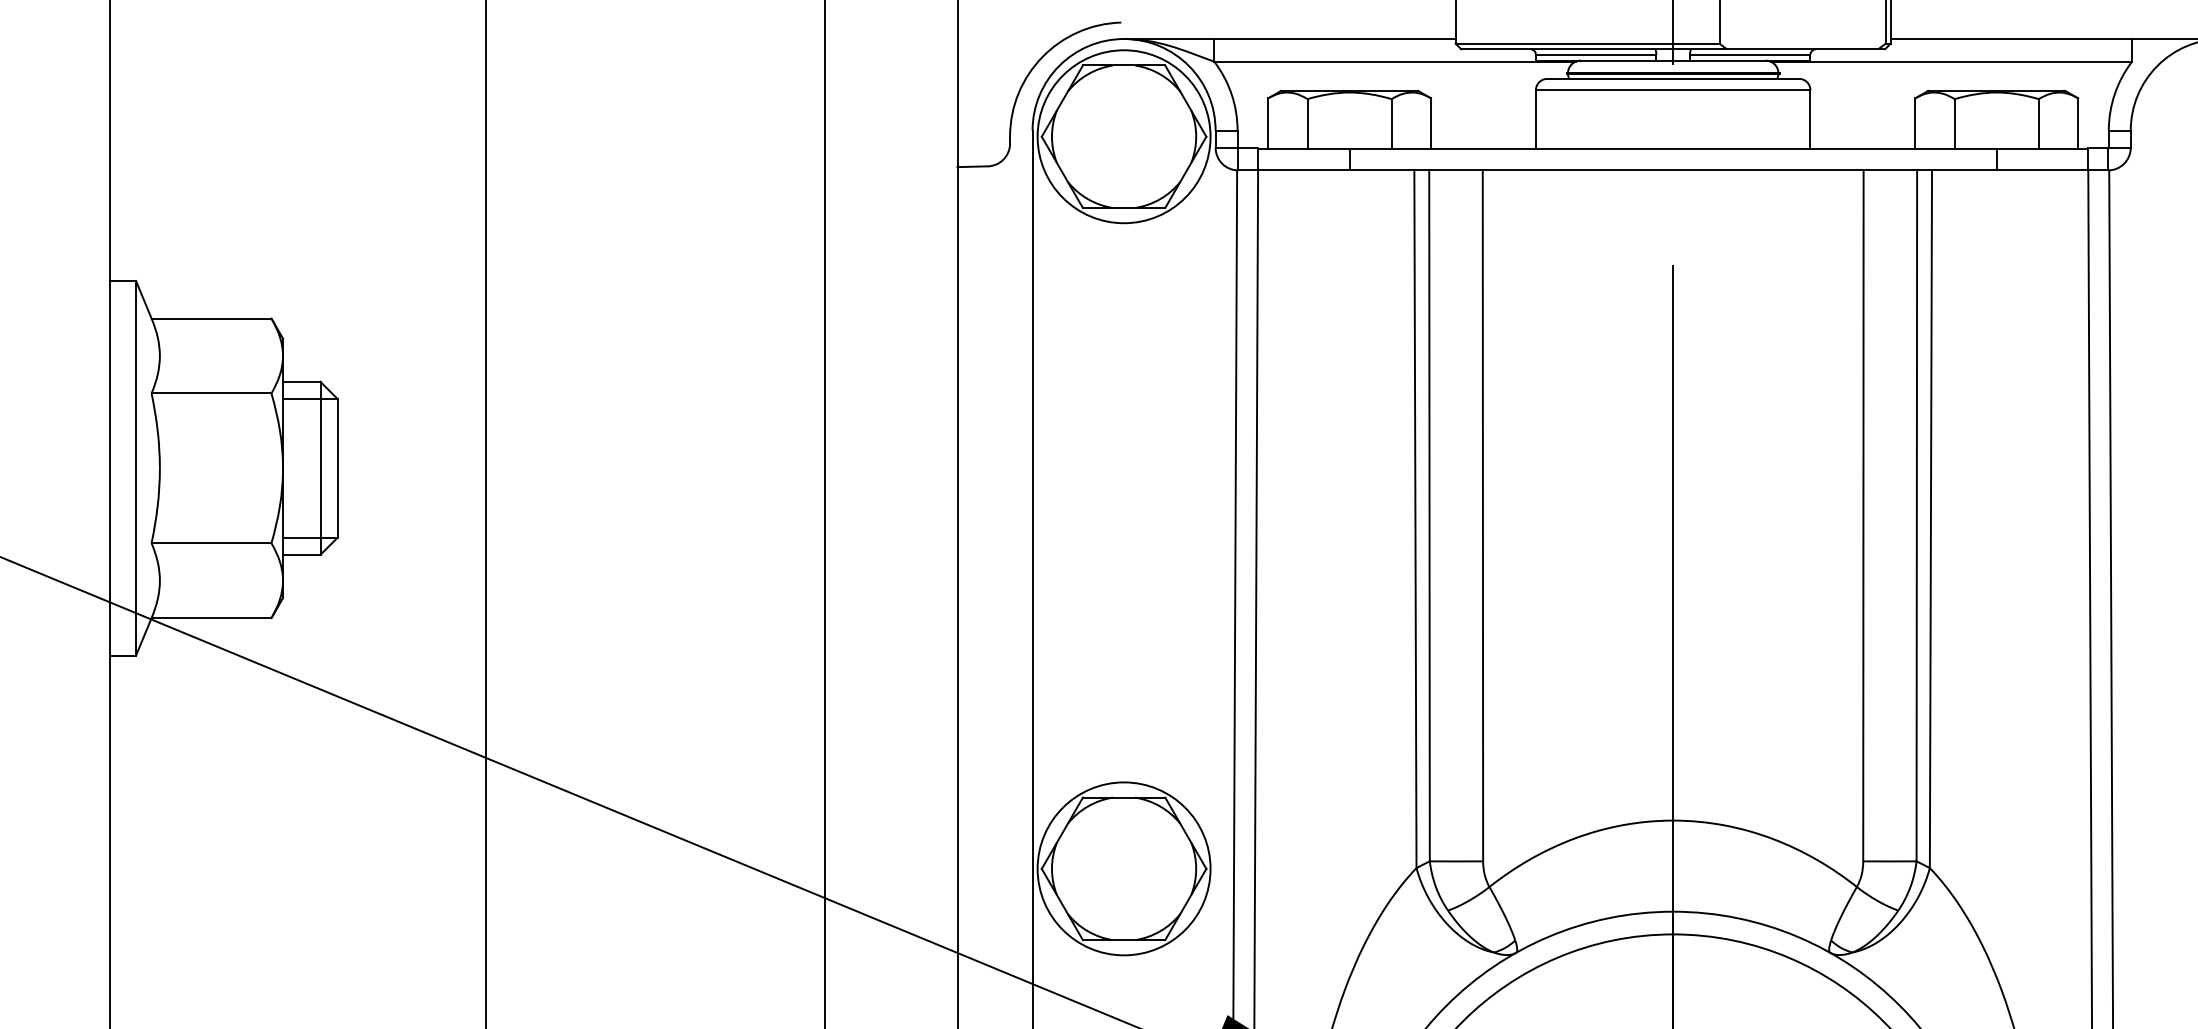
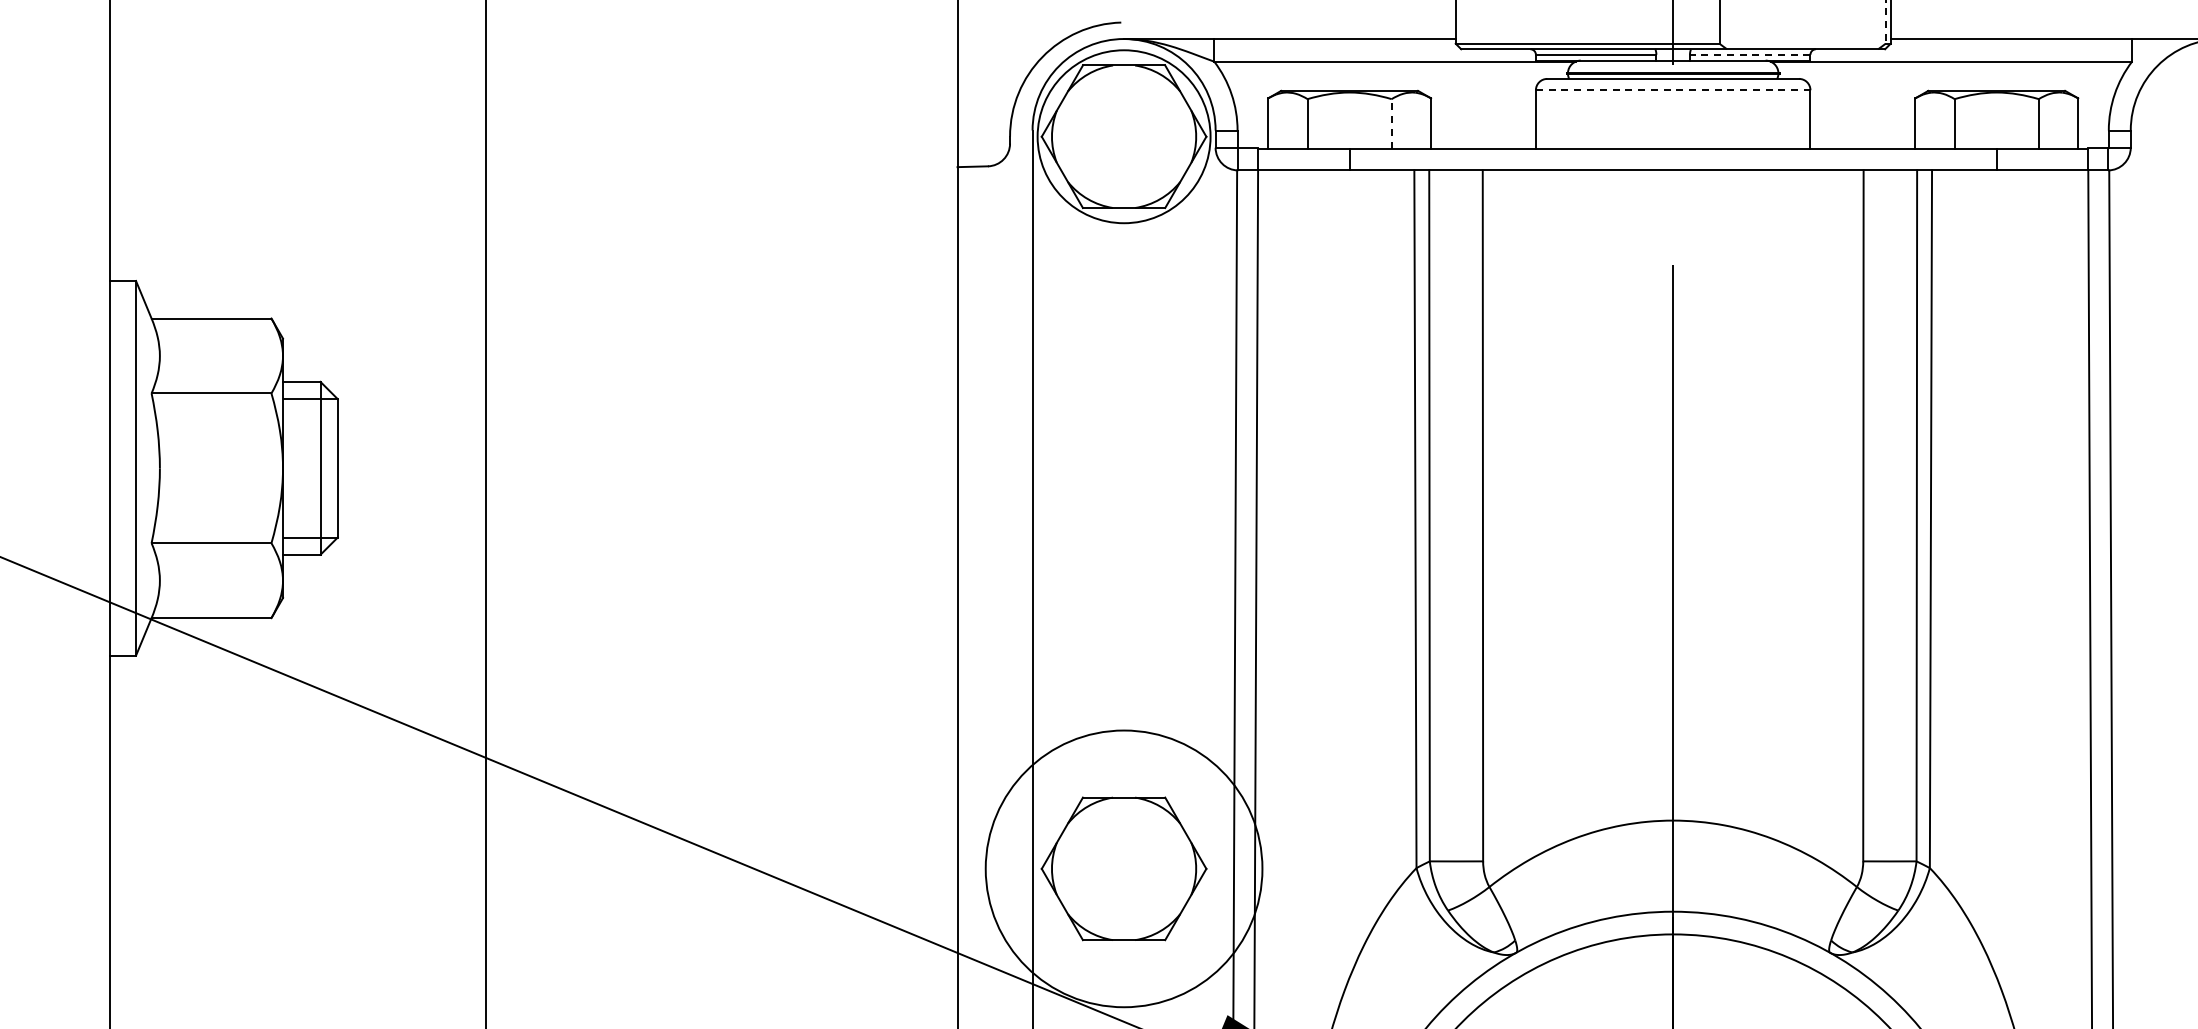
line: solid -> dashed (1885, 21)
line: solid -> dashed (1749, 54)
line: solid -> dashed (1673, 90)
line: solid -> dashed (1391, 123)
line: present -> none (825, 513)
circle diameter: 173 px -> 277 px (1123, 868)
